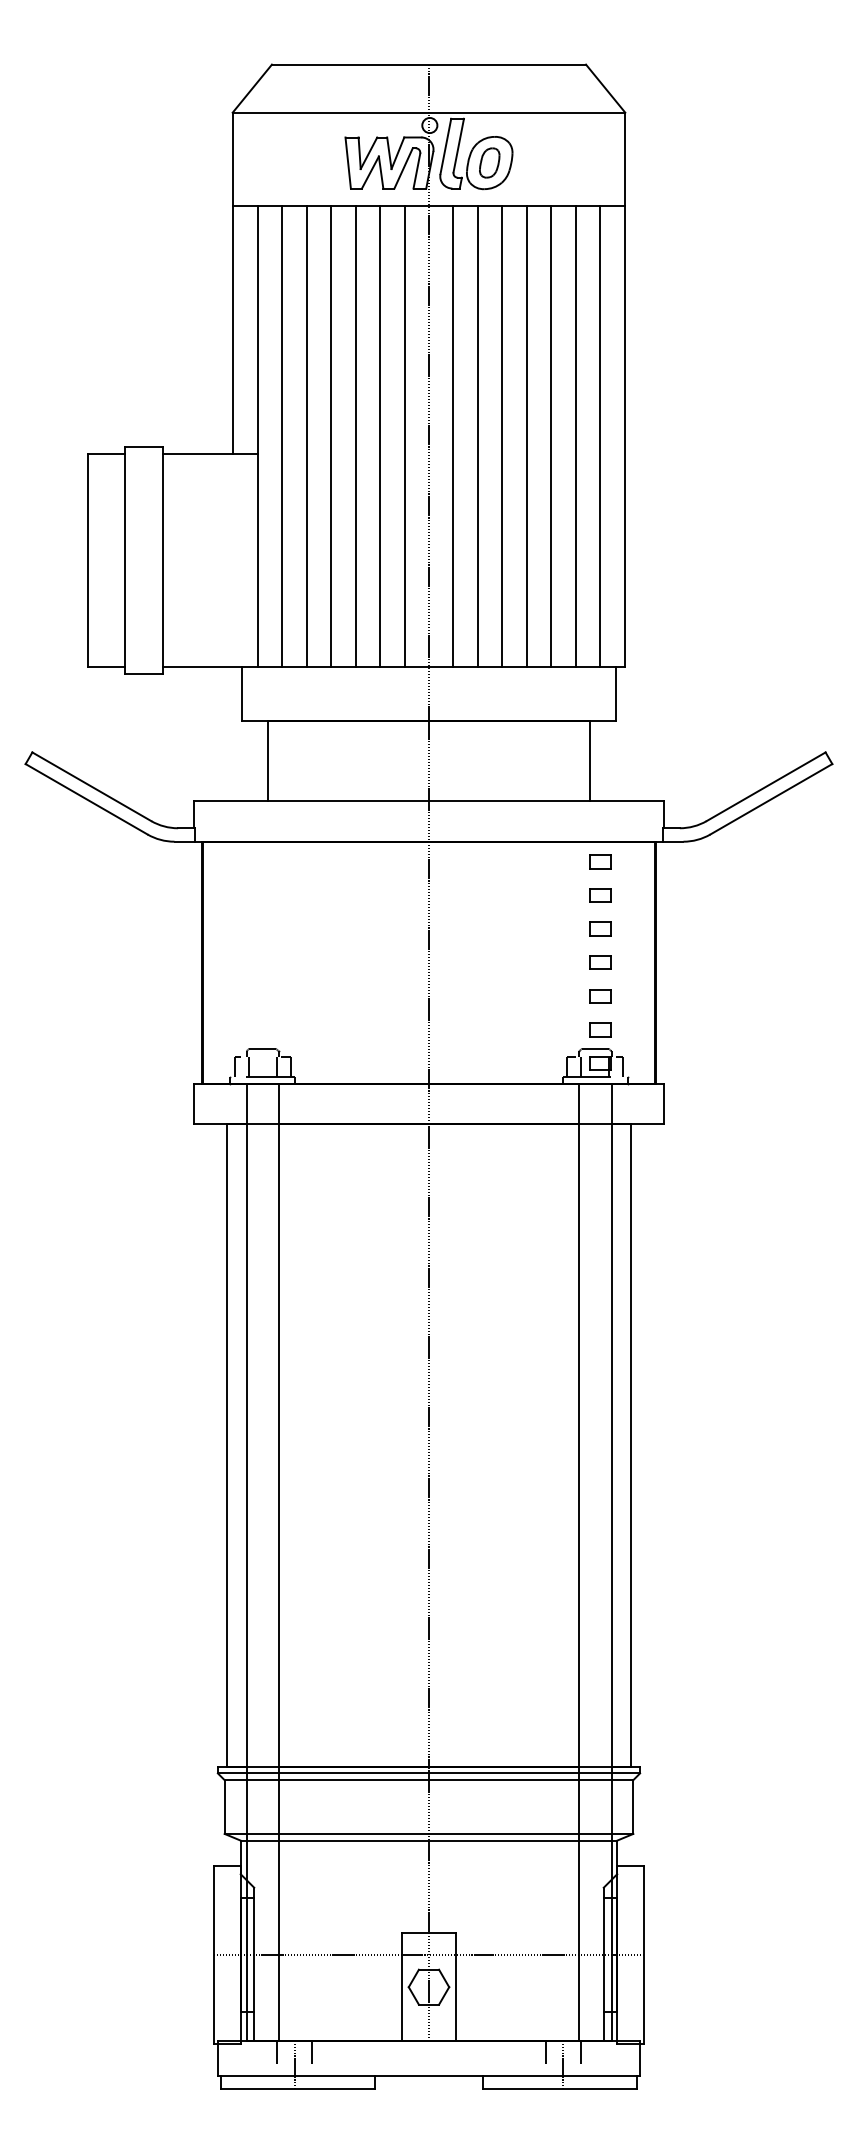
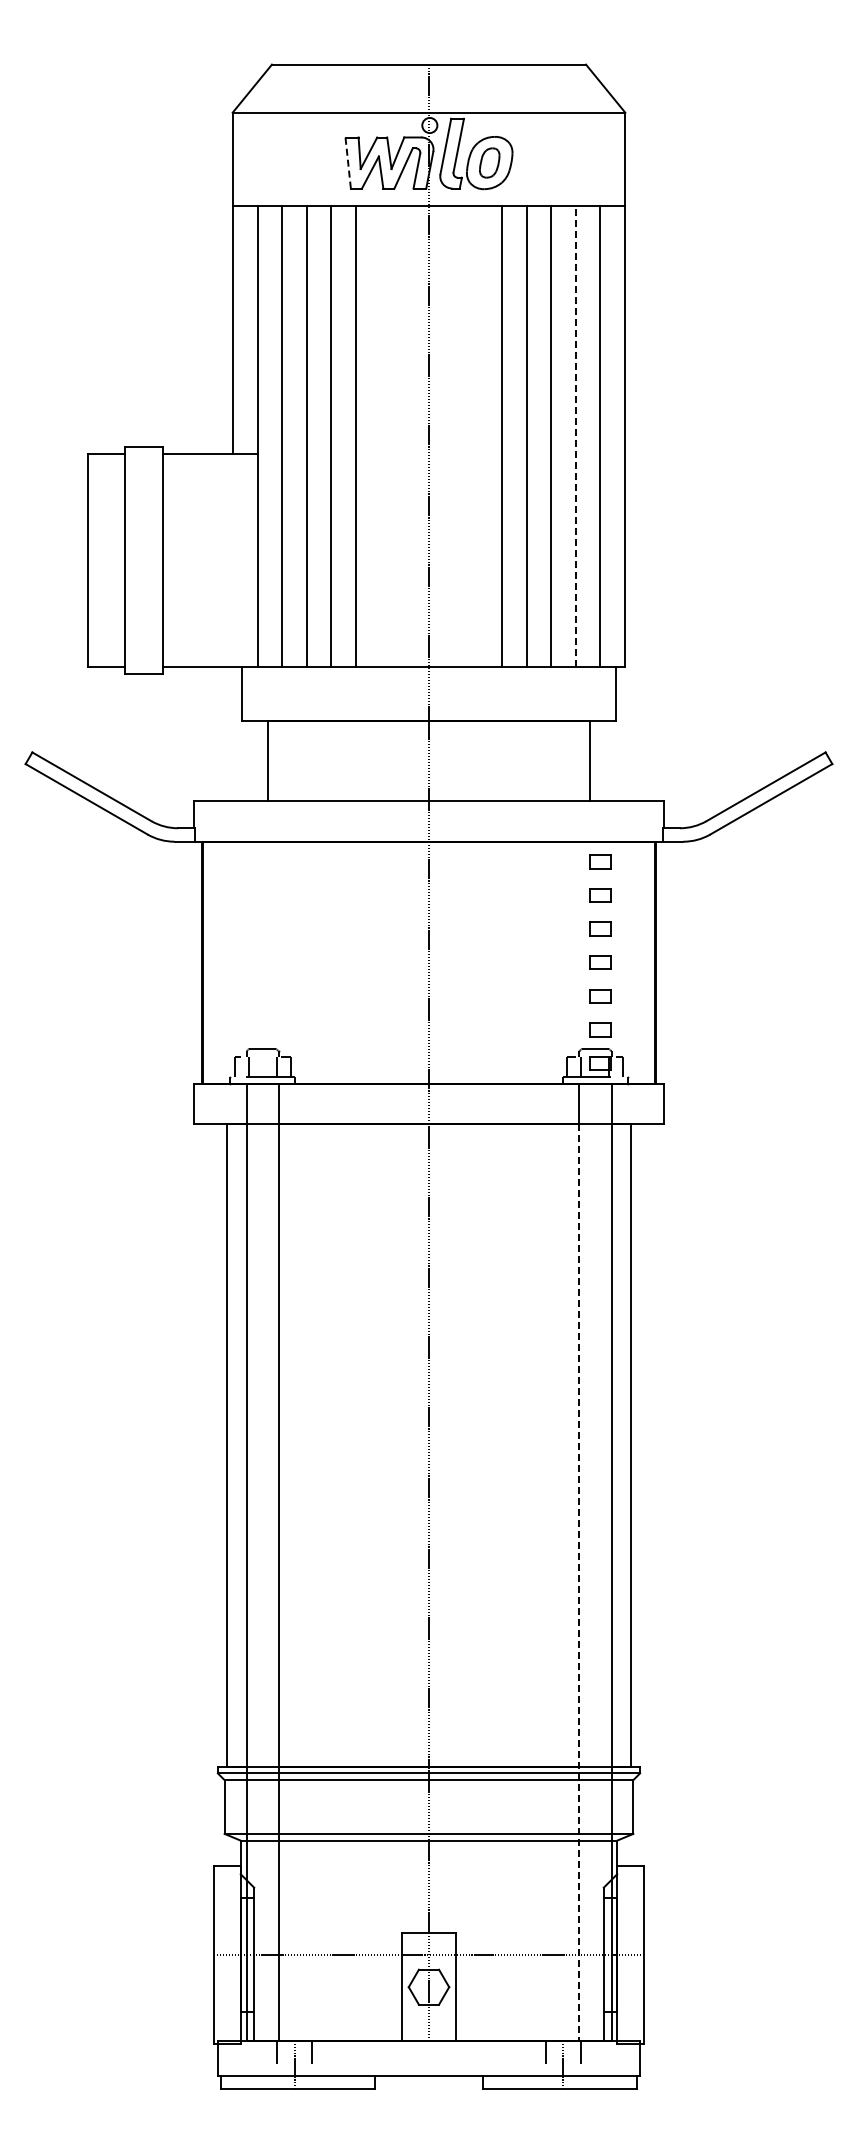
line: solid -> dashed (348, 163)
line: present -> none (380, 436)
line: present -> none (404, 436)
line: present -> none (453, 436)
line: present -> none (477, 436)
line: solid -> dashed (575, 436)
line: solid -> dashed (579, 1583)
